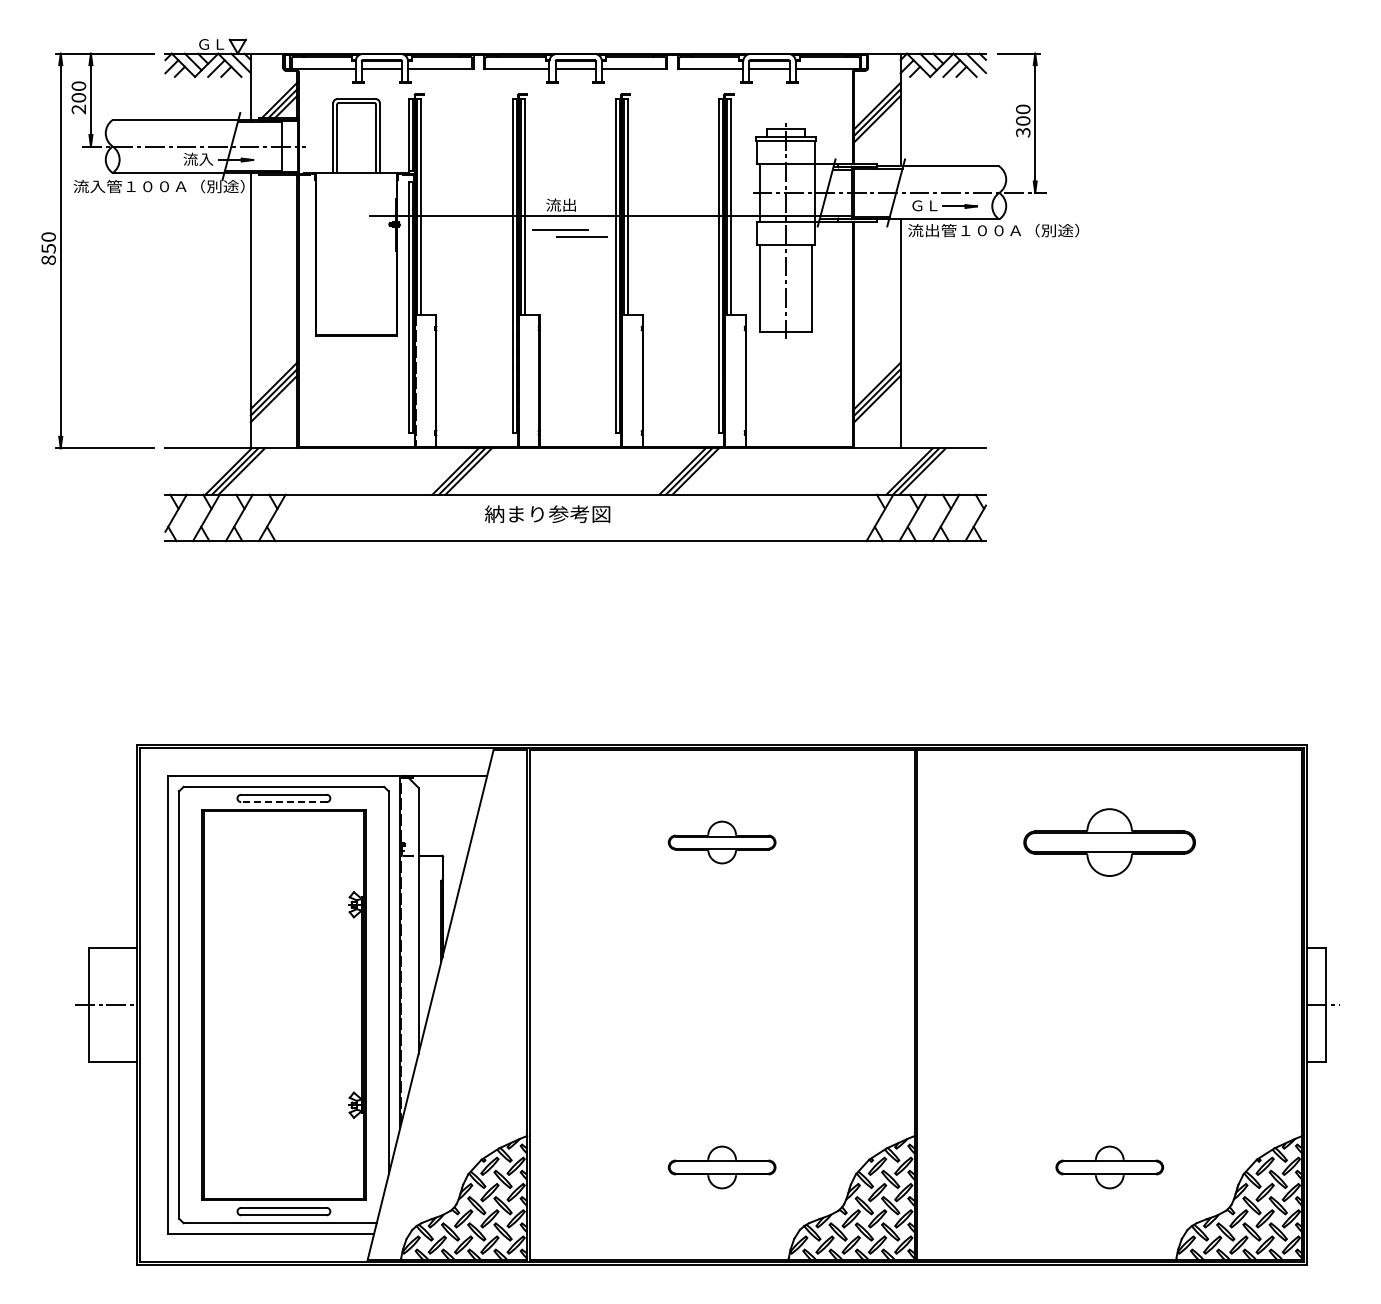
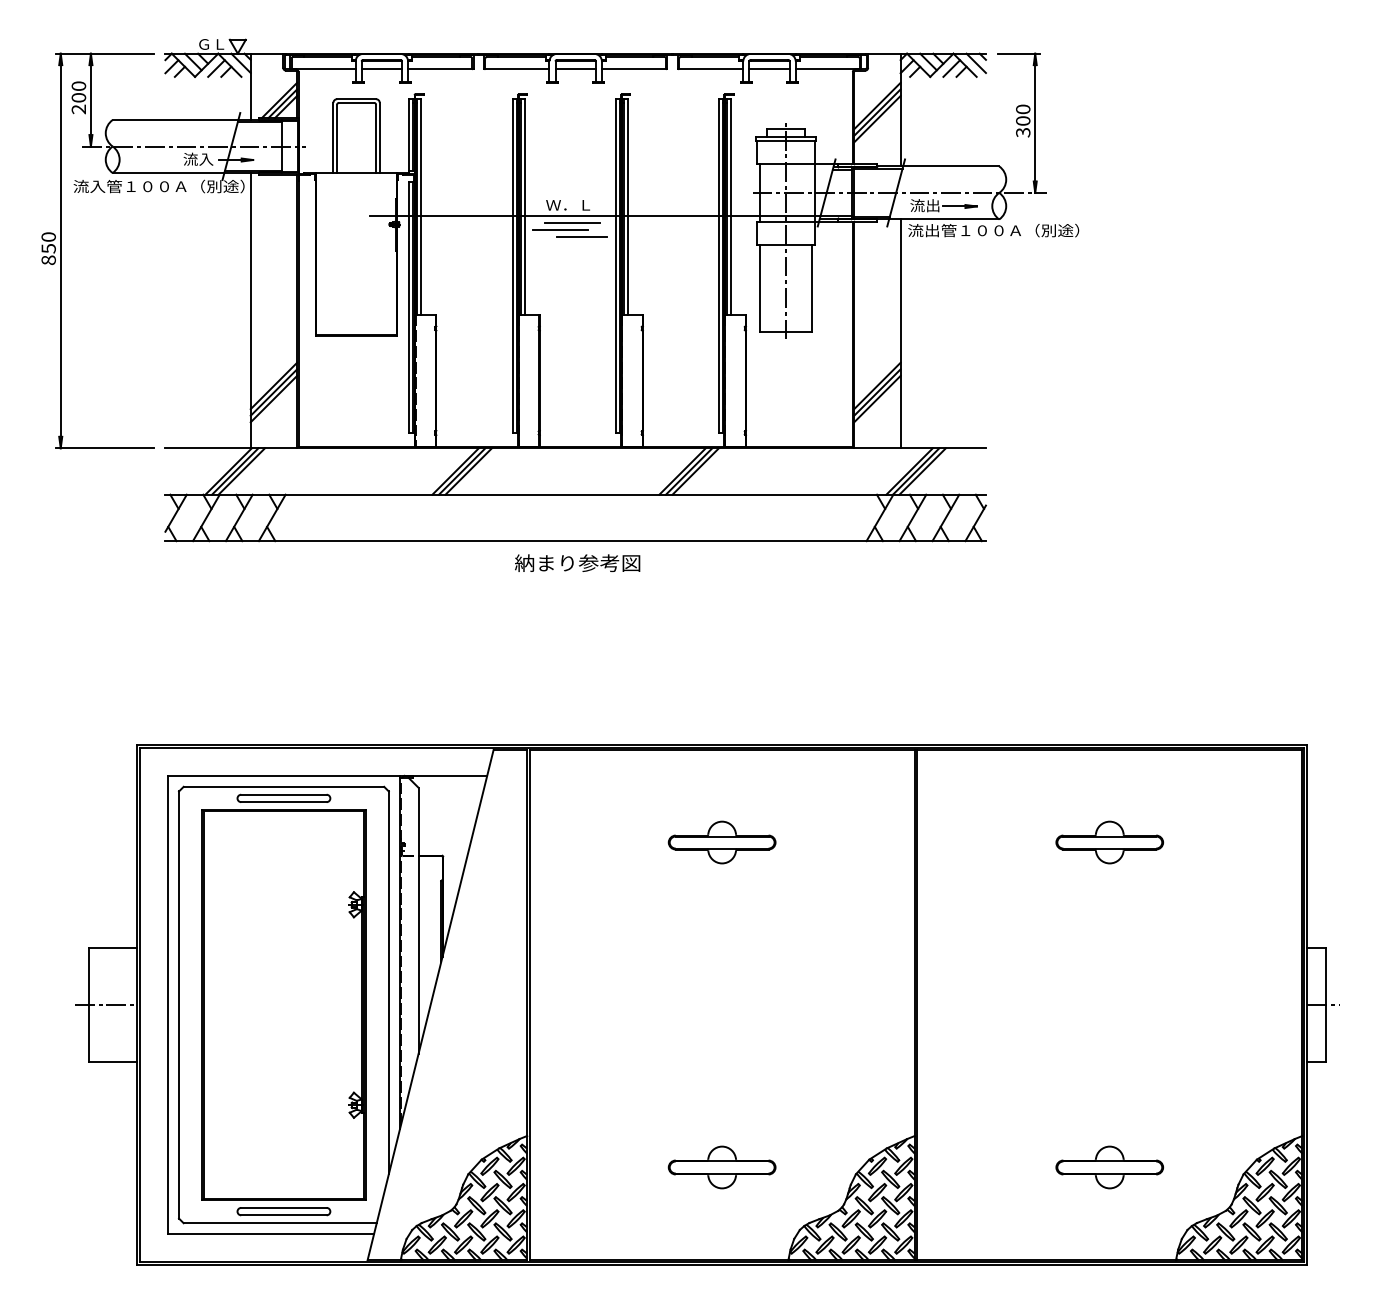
text: 流出 -> Ｗ．Ｌ (568, 204)
text: ＧＬ -> 流出 (924, 205)
line: none -> present (571, 222)
text position: (547, 513) -> (577, 562) (577, 562)
line: dashed -> solid (283, 802)
part size: 173x69 px -> 110x45 px (1109, 842)
